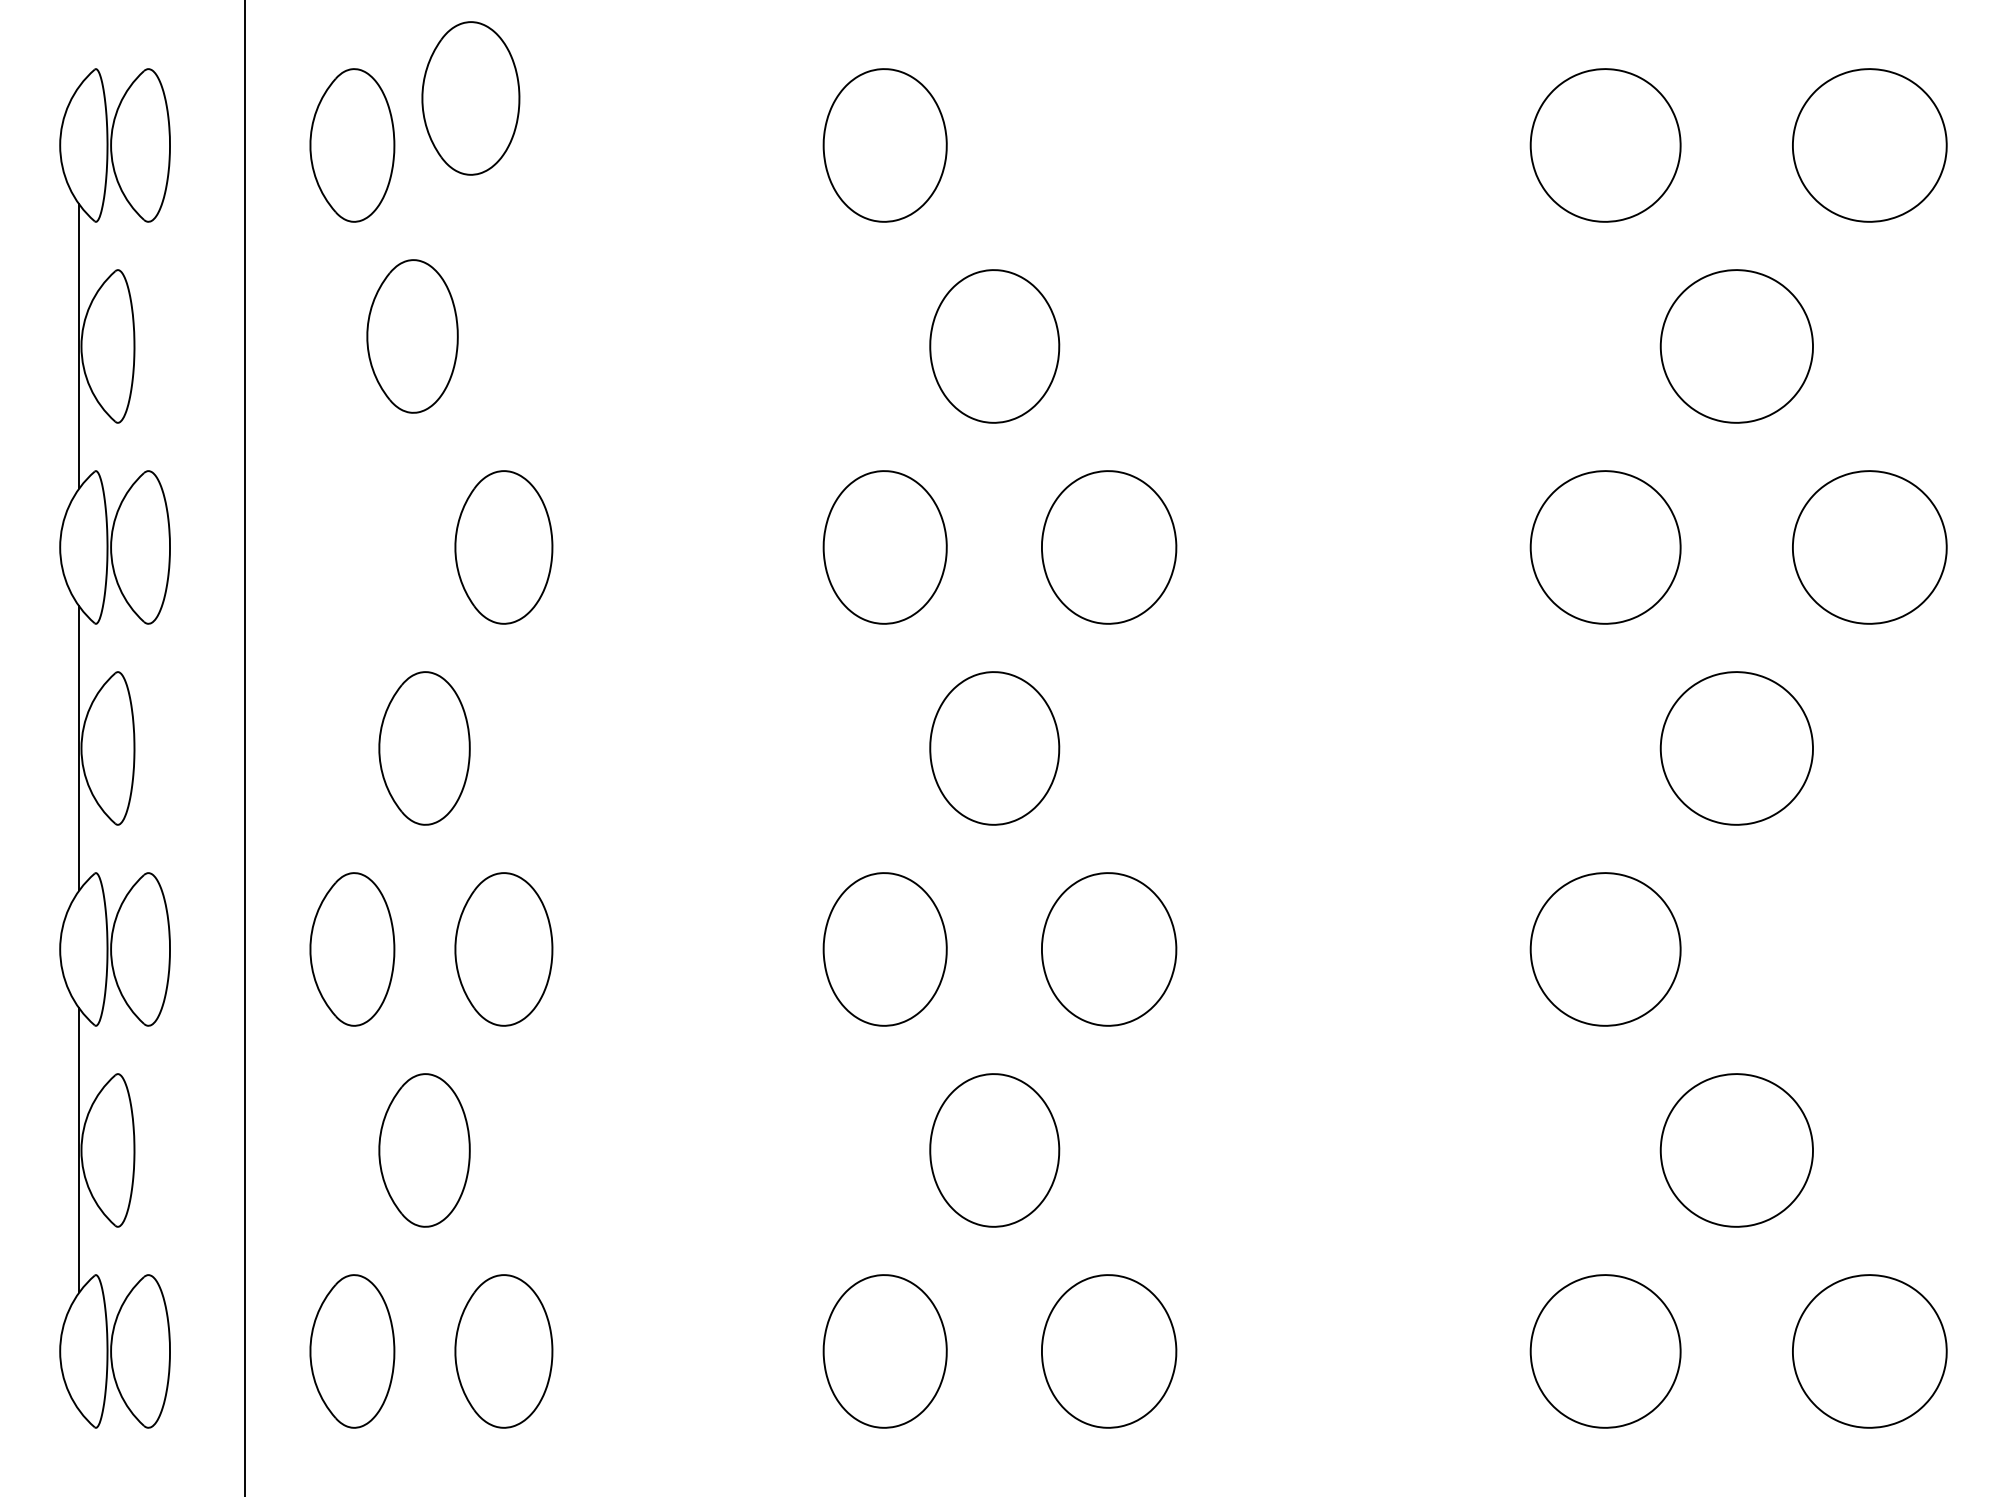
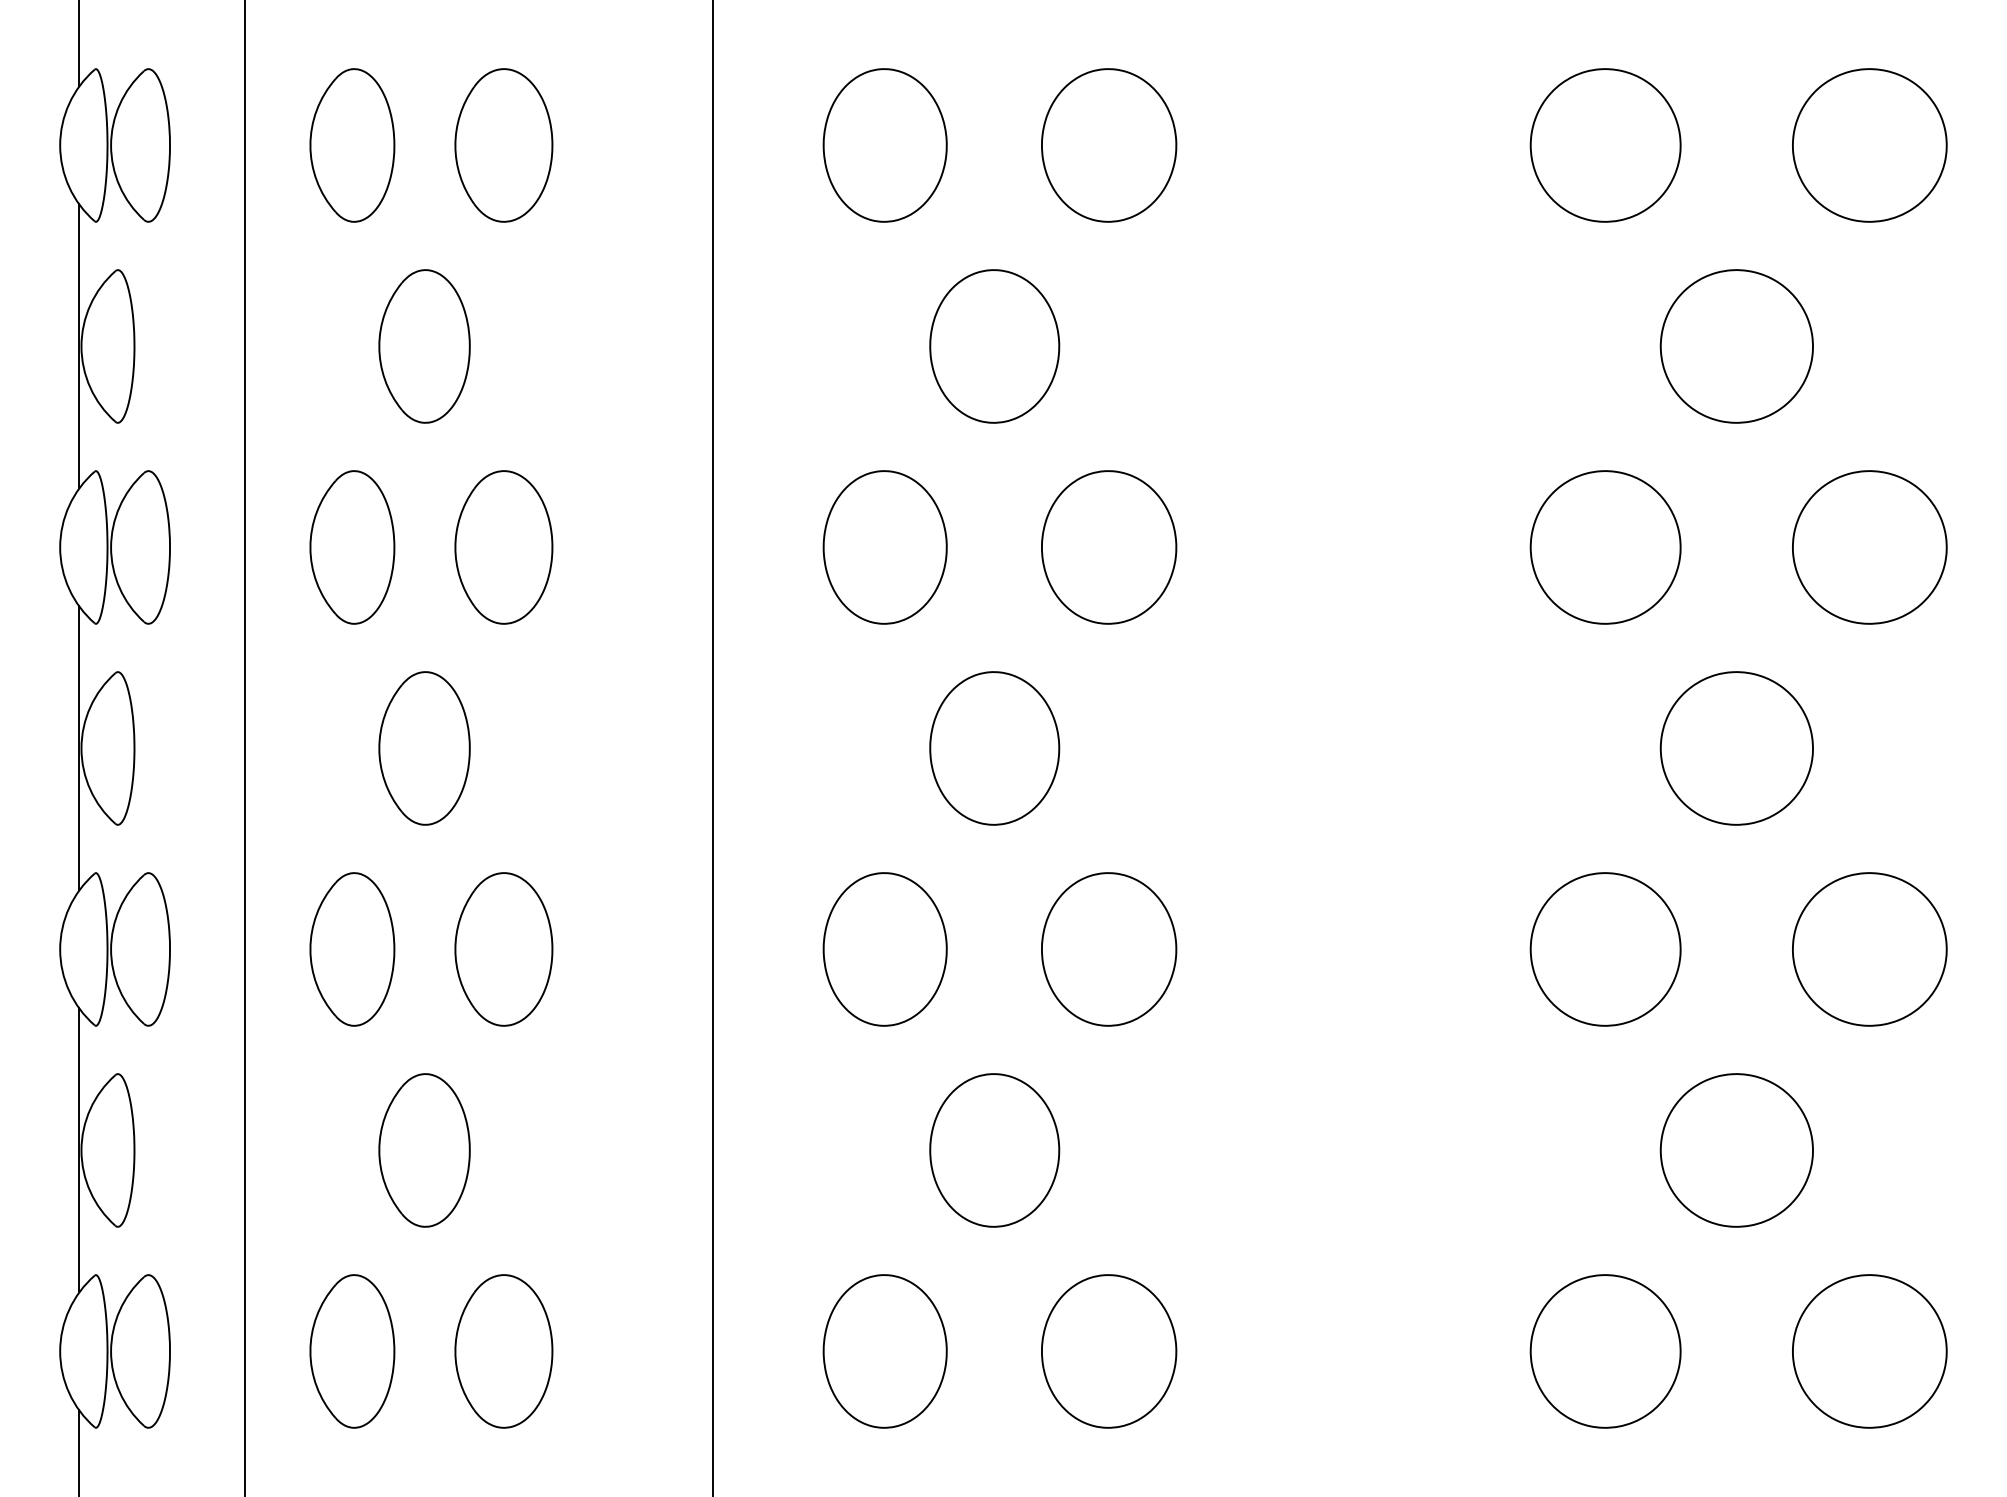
line: none -> present (79, 44)
part position: (470, 98) -> (503, 145) (503, 145)
part: none -> present (1109, 145)
part position: (412, 336) -> (424, 346) (424, 346)
part: none -> present (352, 547)
line: none -> present (713, 747)
part: none -> present (1869, 949)
line: none -> present (79, 1451)
